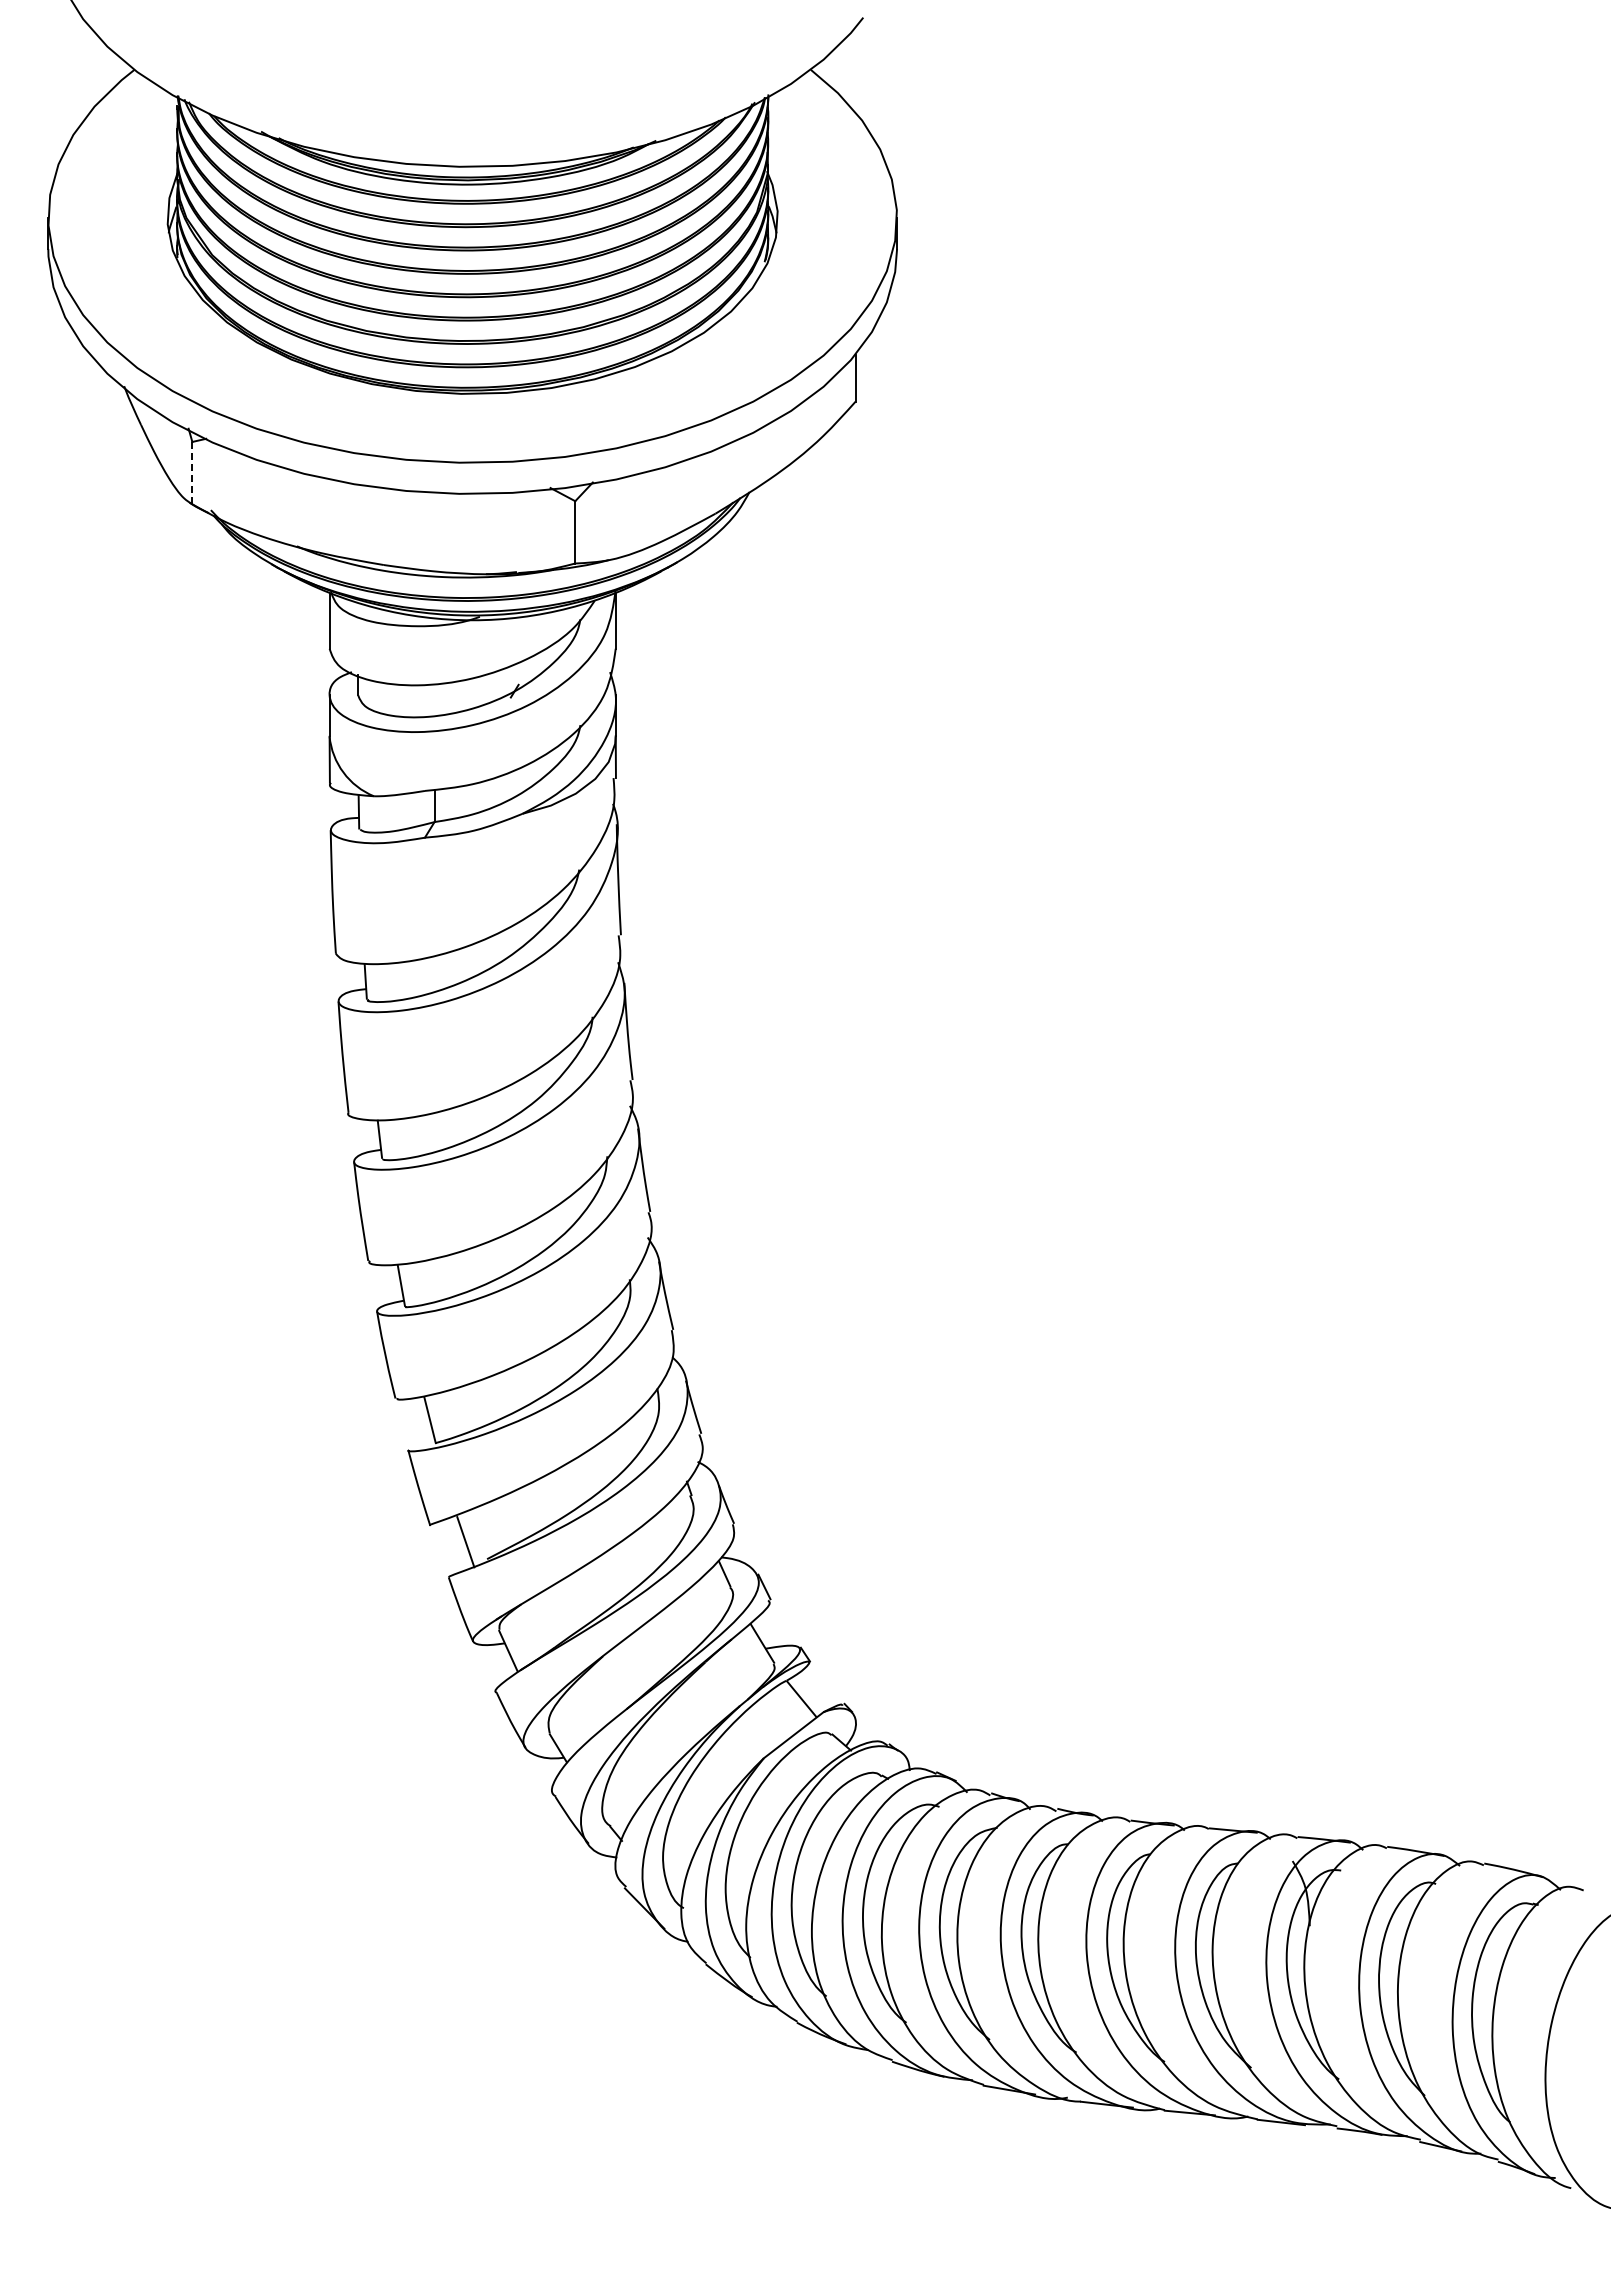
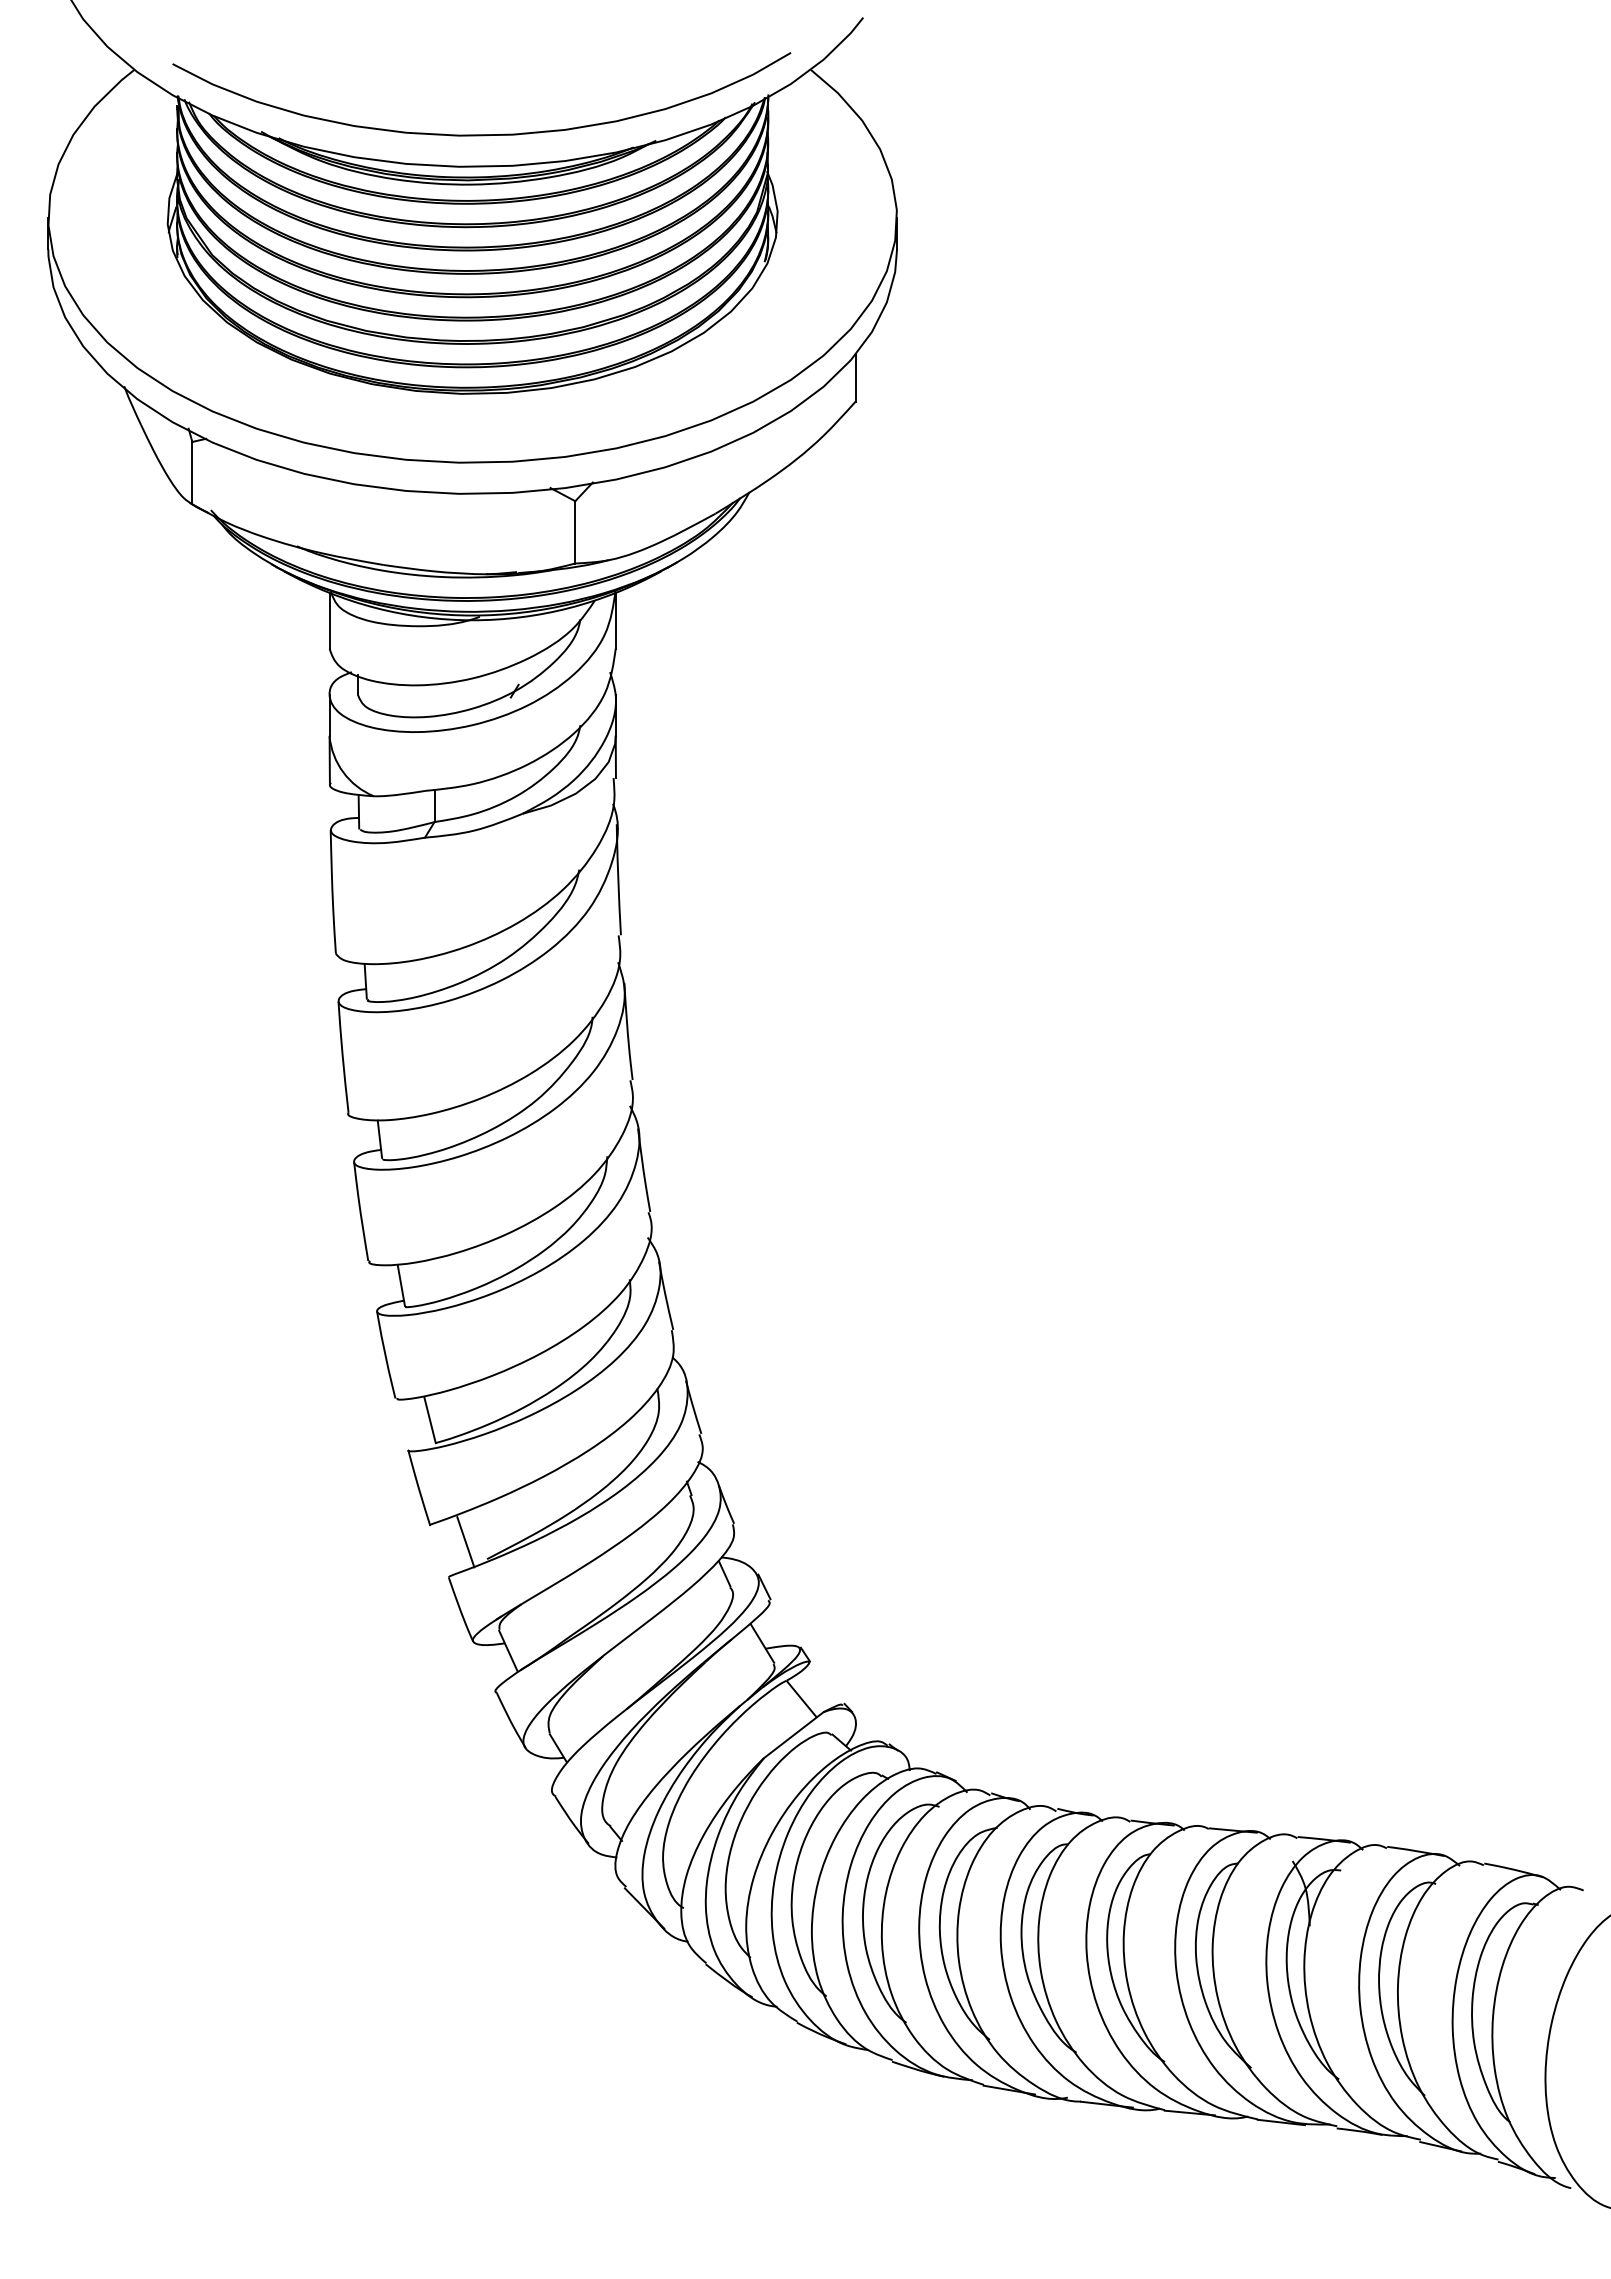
curve: none -> present (481, 134)
line: dashed -> solid (192, 473)
